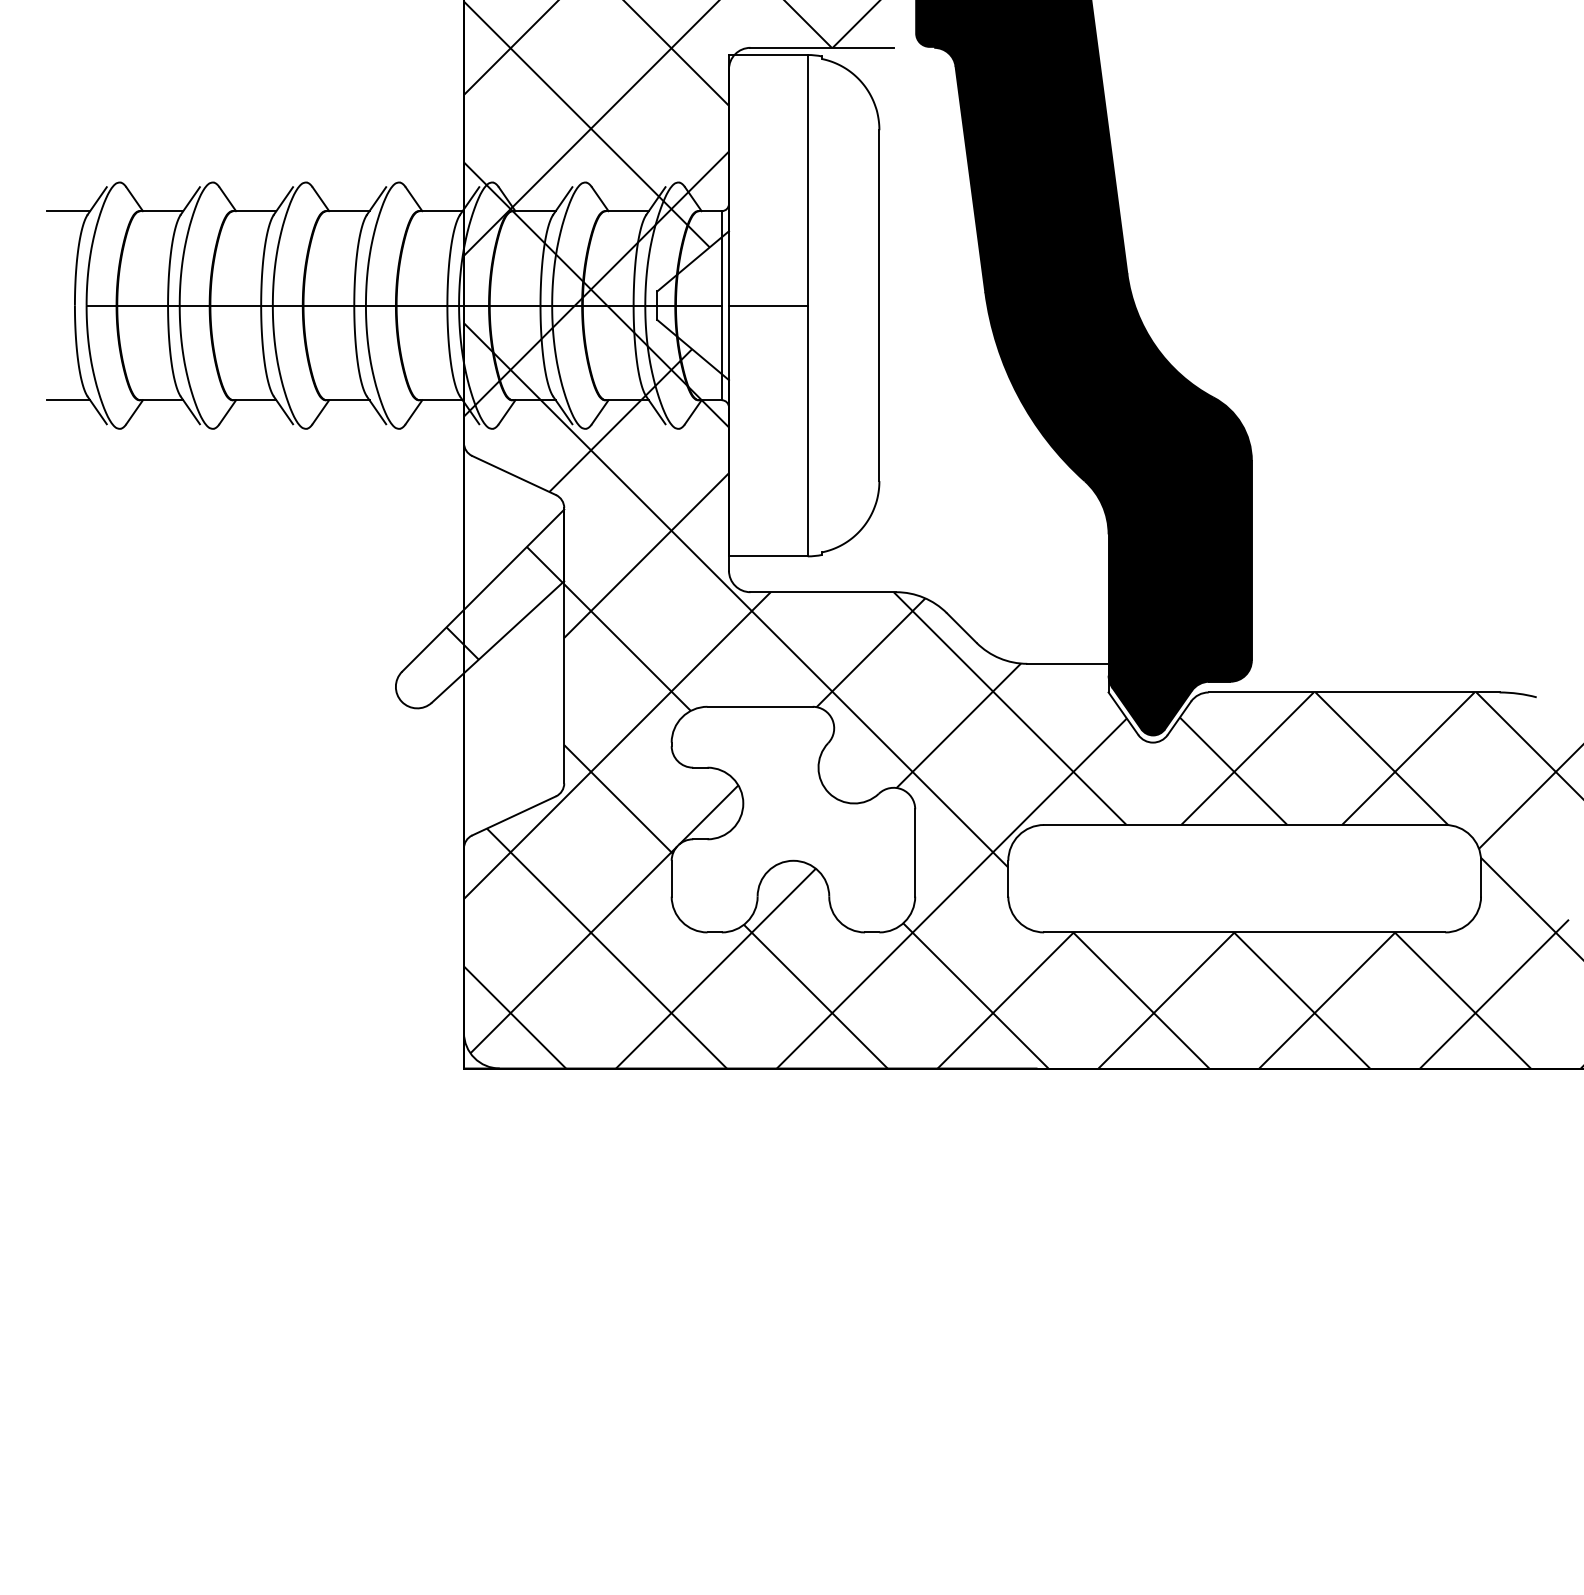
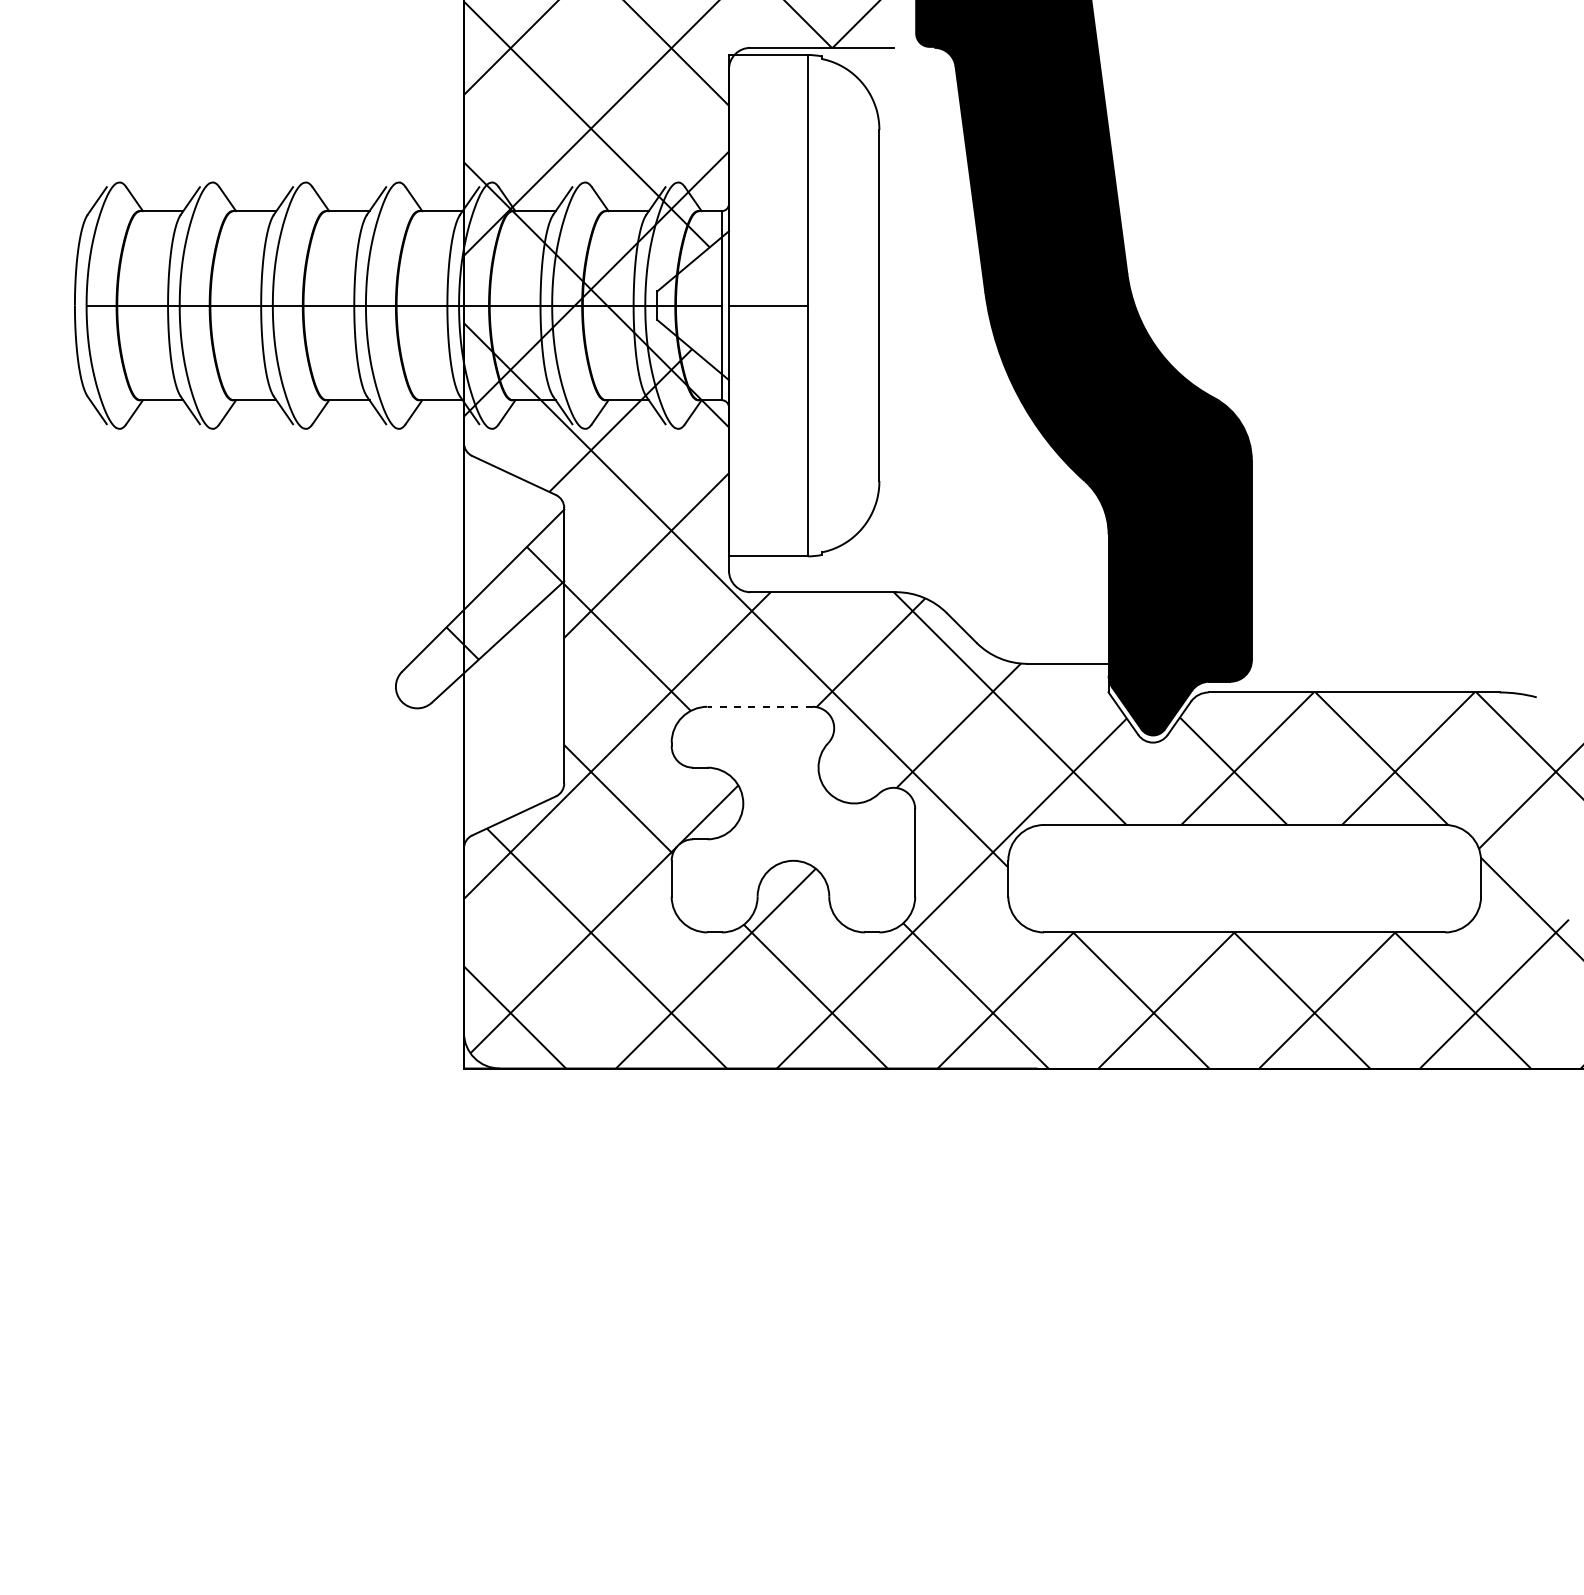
line: present -> none (68, 211)
line: present -> none (68, 400)
line: solid -> dashed (760, 706)
